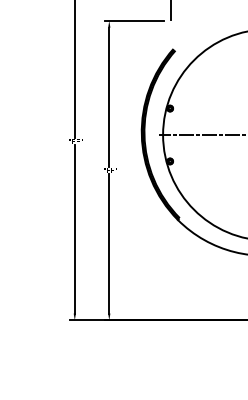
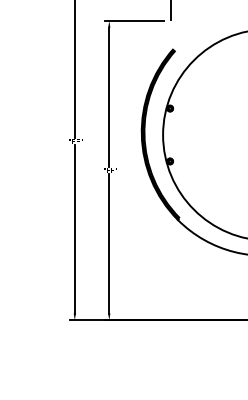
line: present -> none (201, 135)
